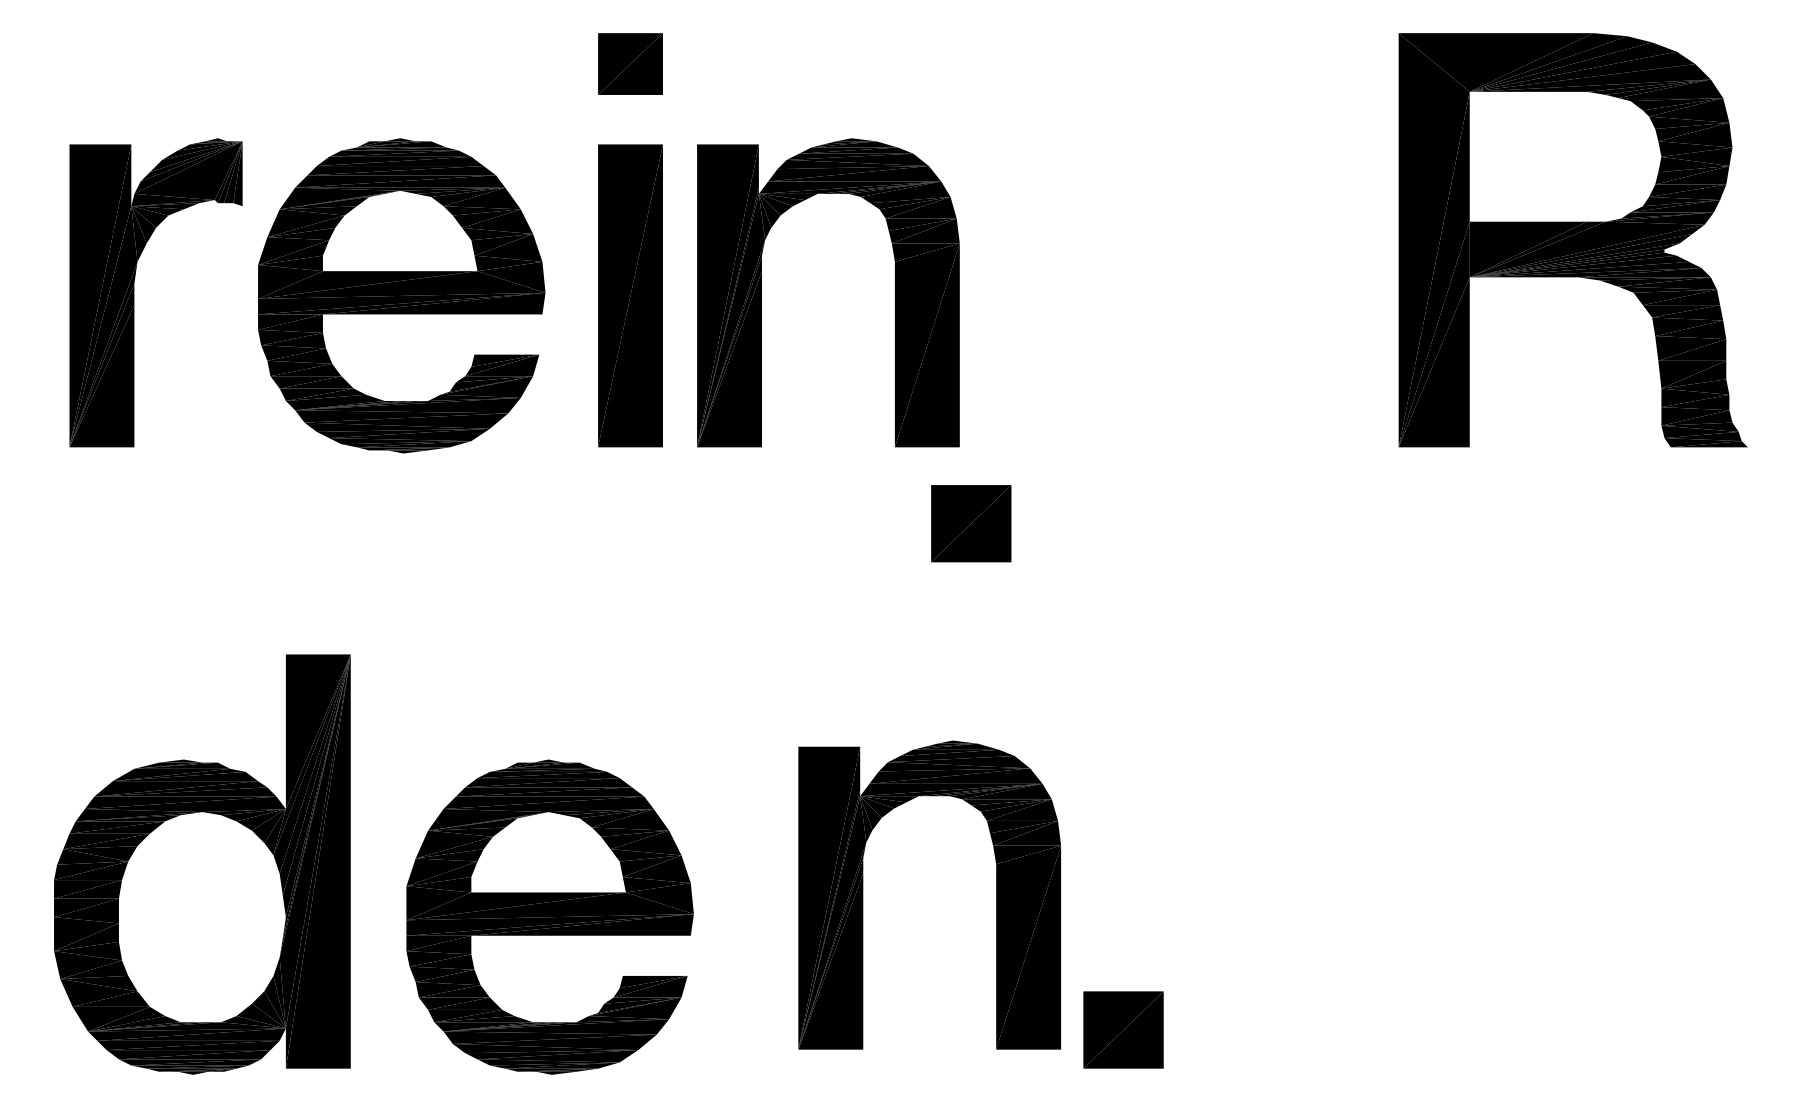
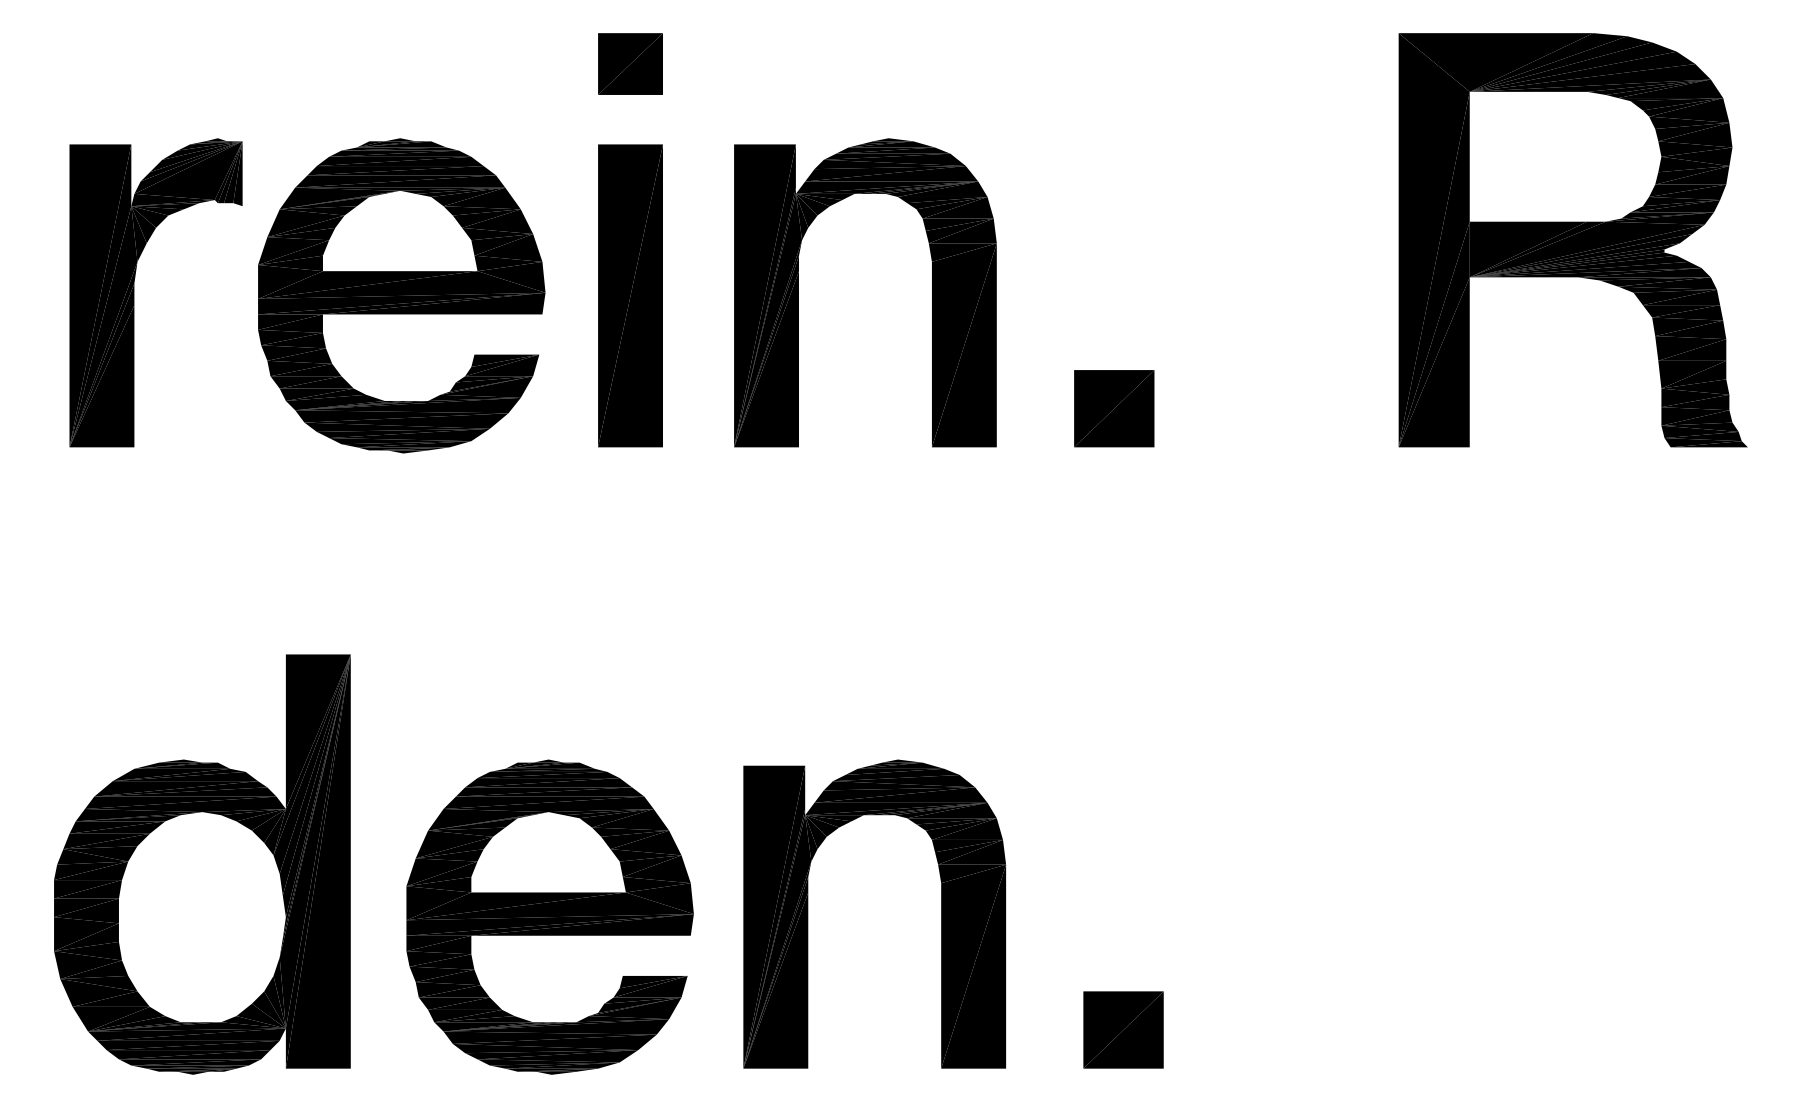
part position: (761, 292) -> (798, 292) (798, 292)
part position: (971, 523) -> (1114, 408) (1114, 408)
part position: (863, 894) -> (808, 913) (808, 913)
